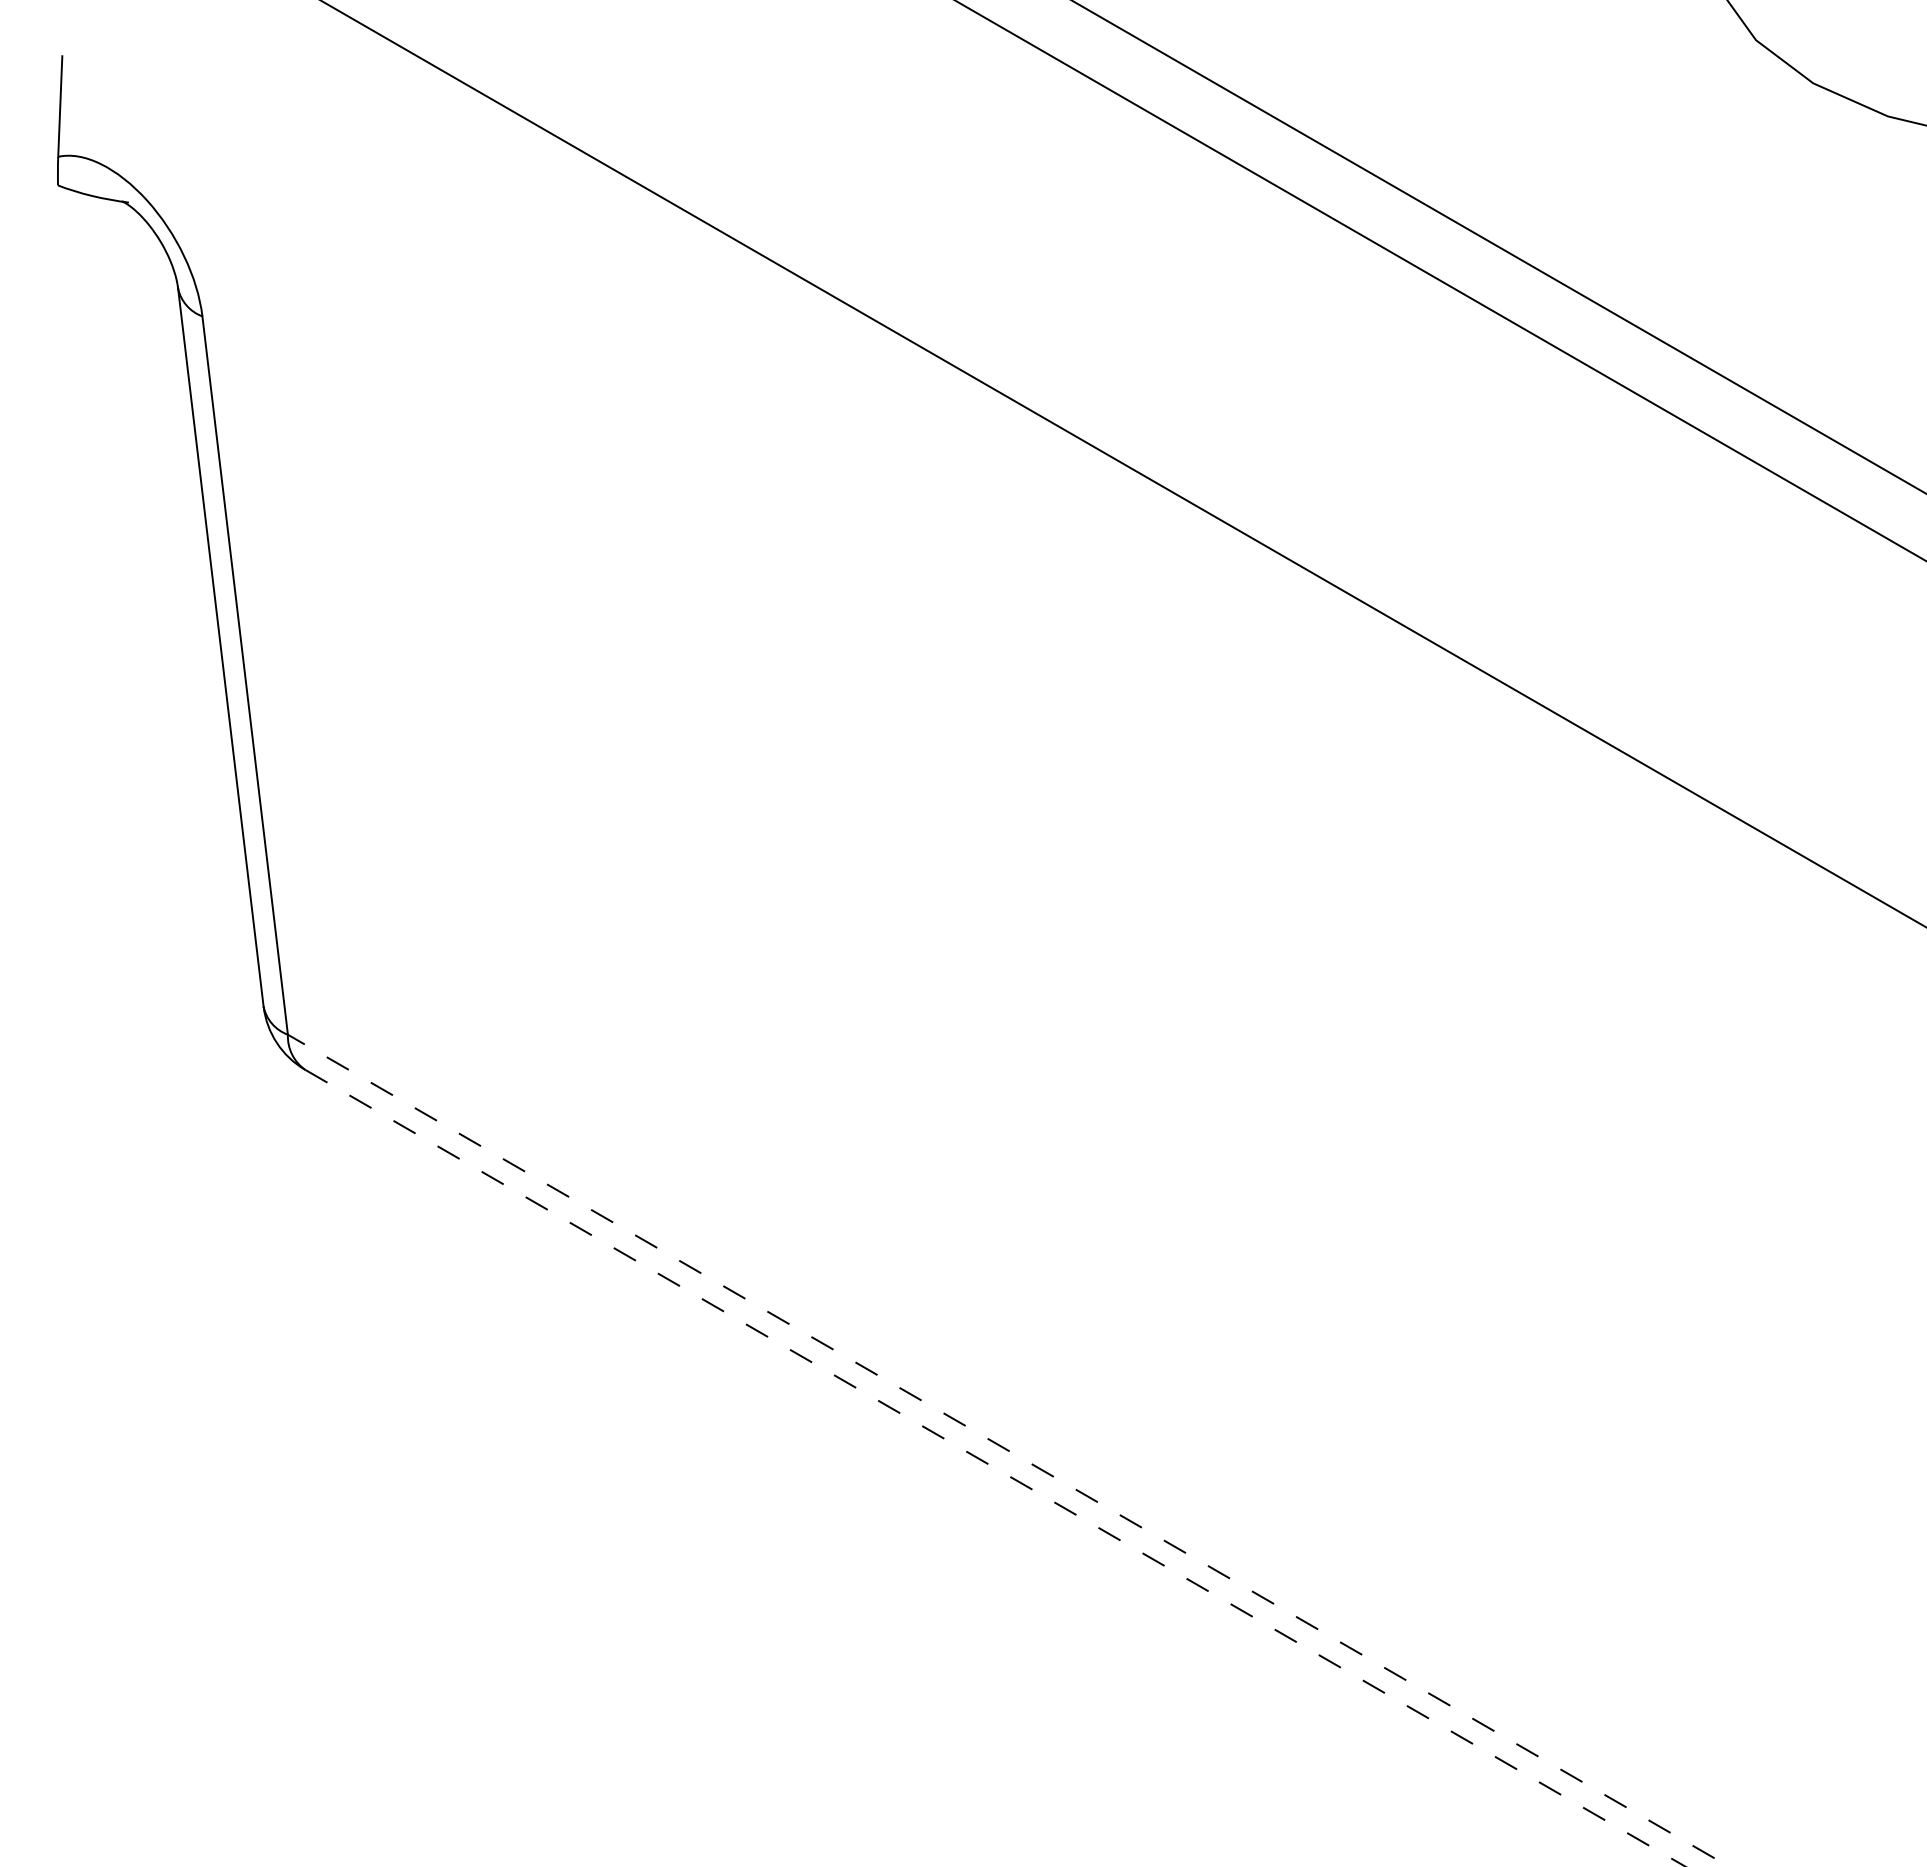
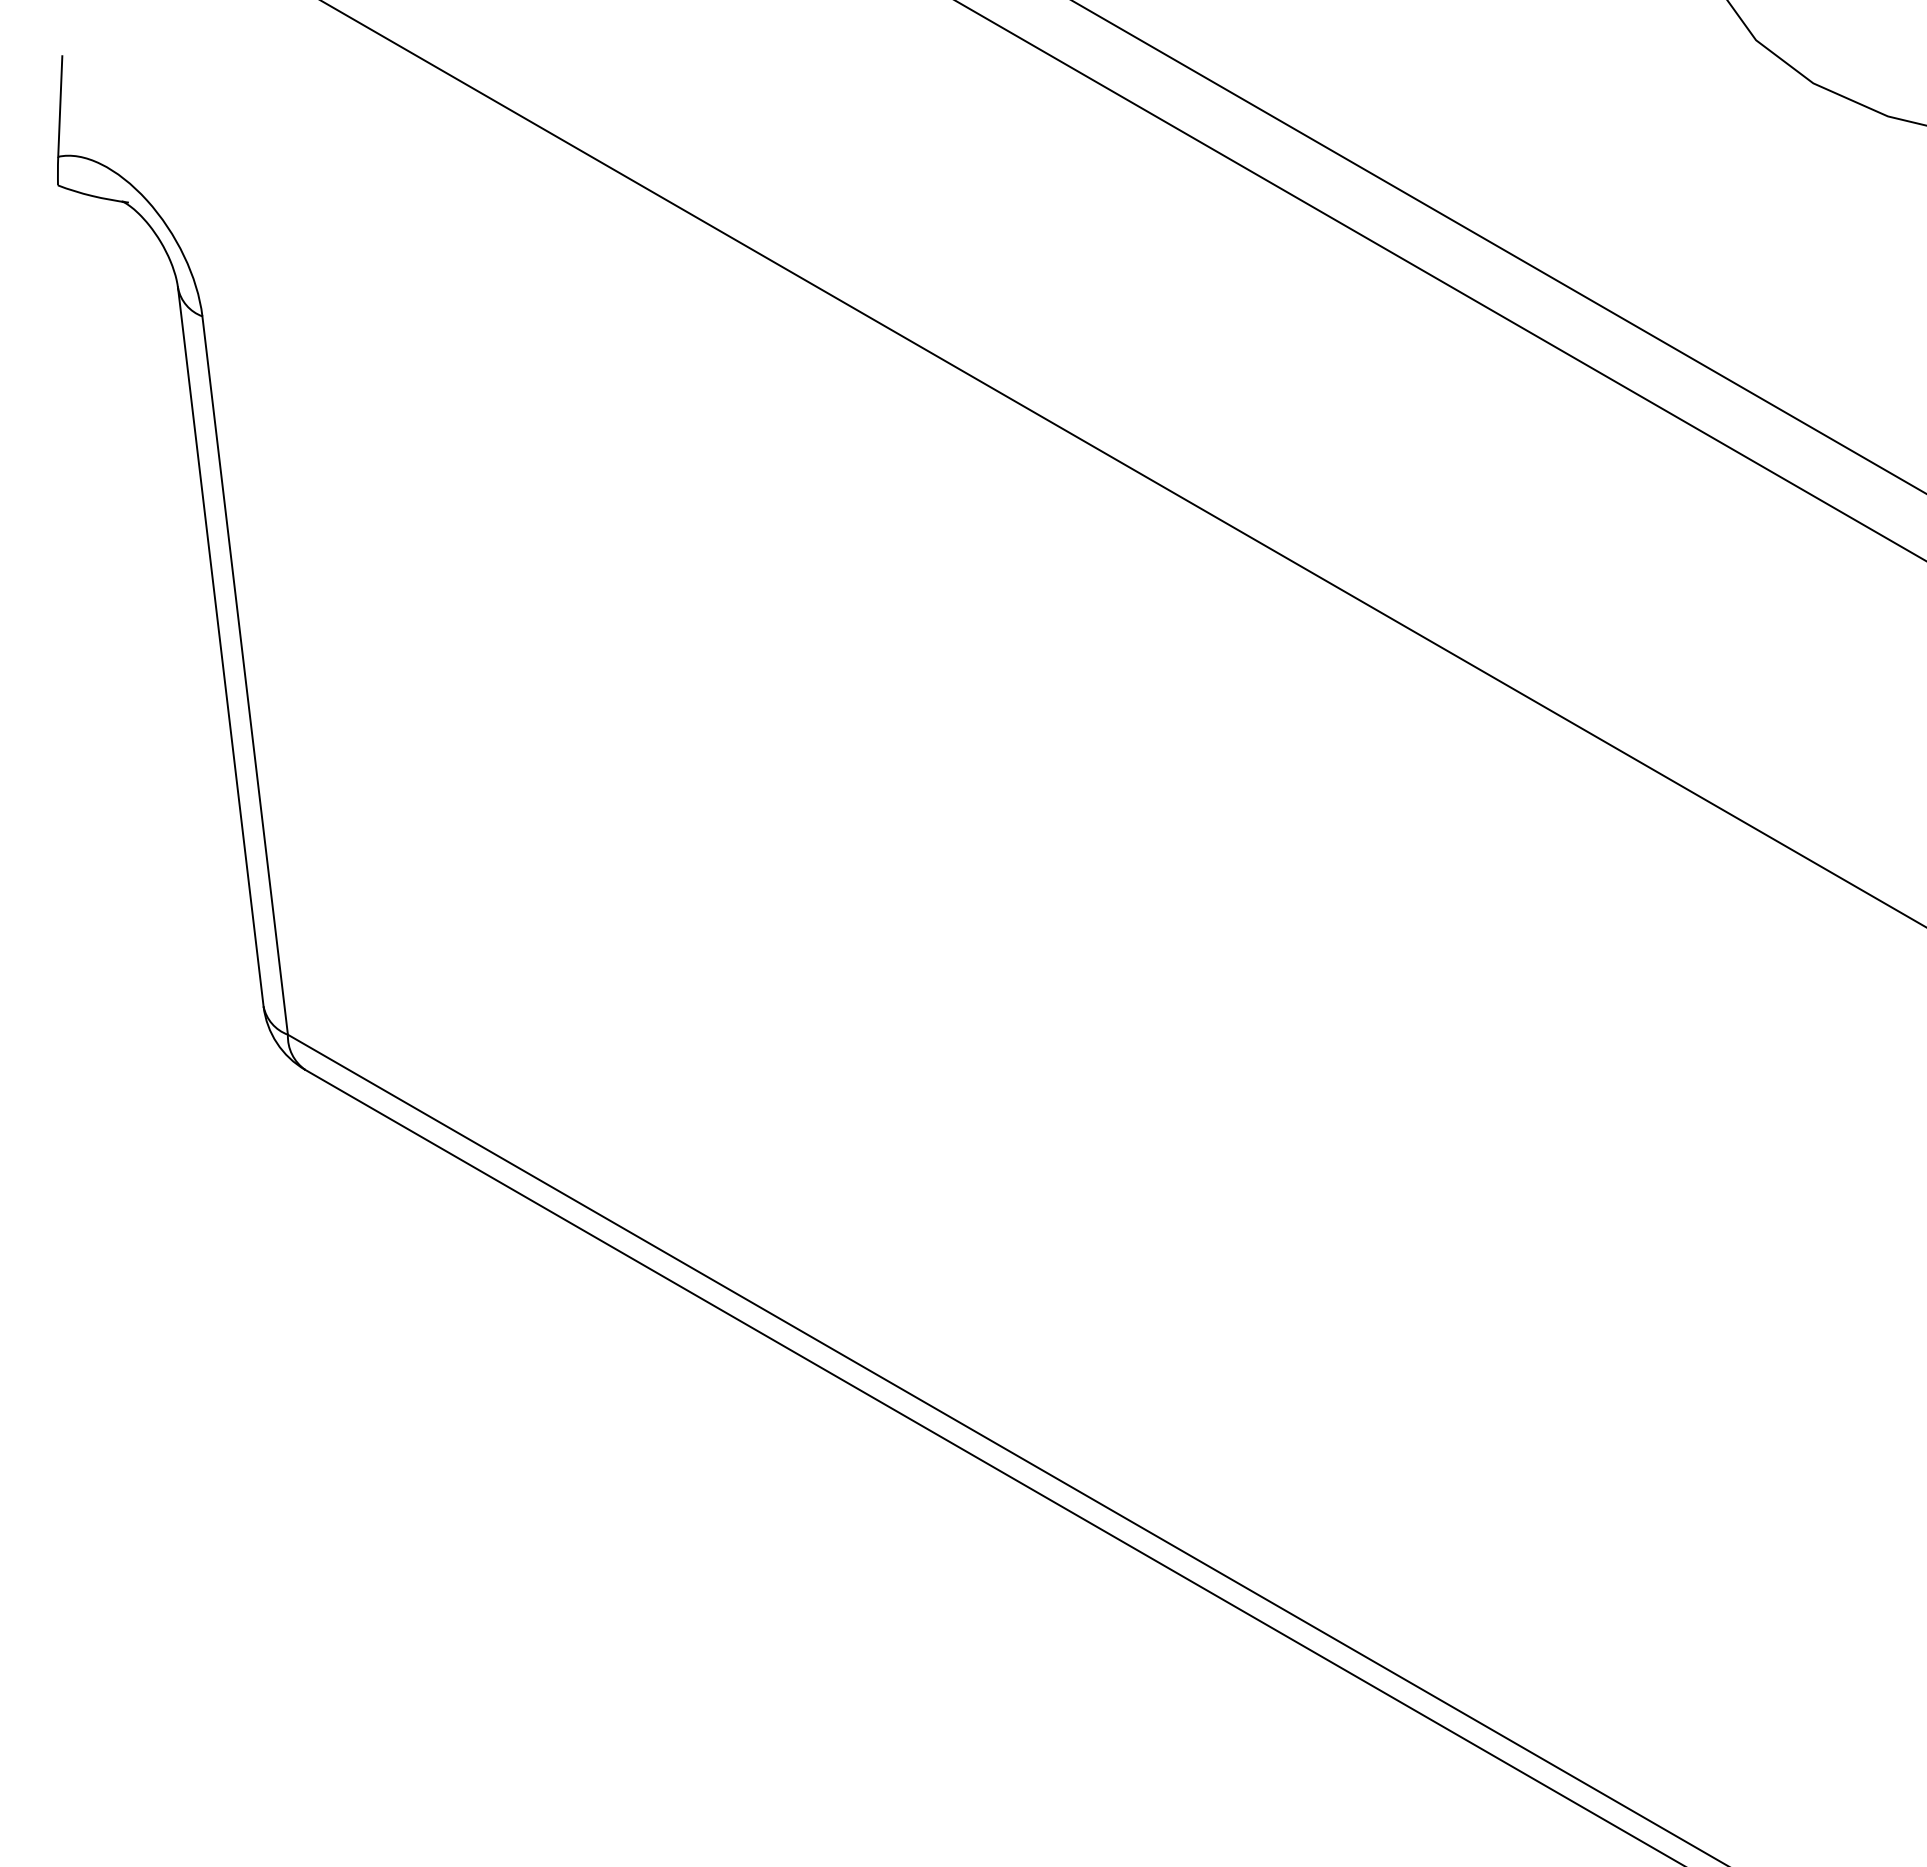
line: dashed -> solid (1008, 1450)
line: dashed -> solid (995, 1468)
